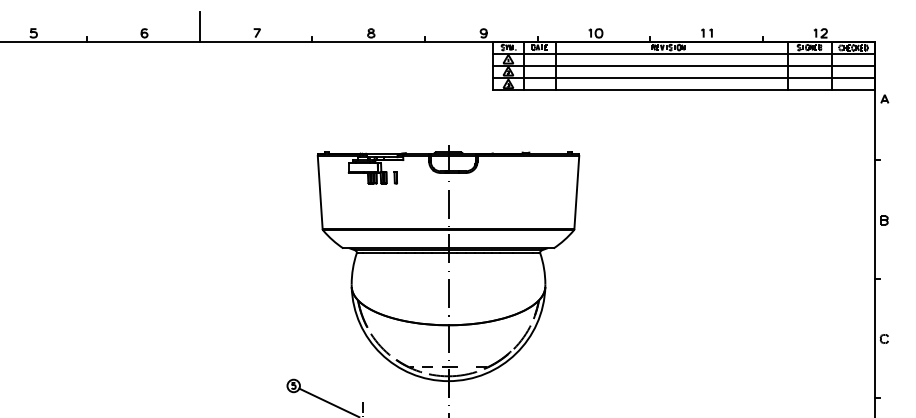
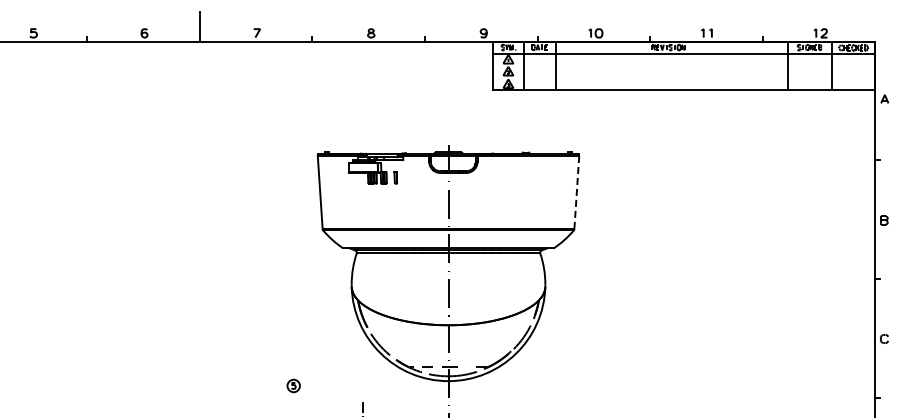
line: present -> none (683, 65)
line: present -> none (683, 77)
line: solid -> dashed (576, 192)
line: present -> none (326, 401)
